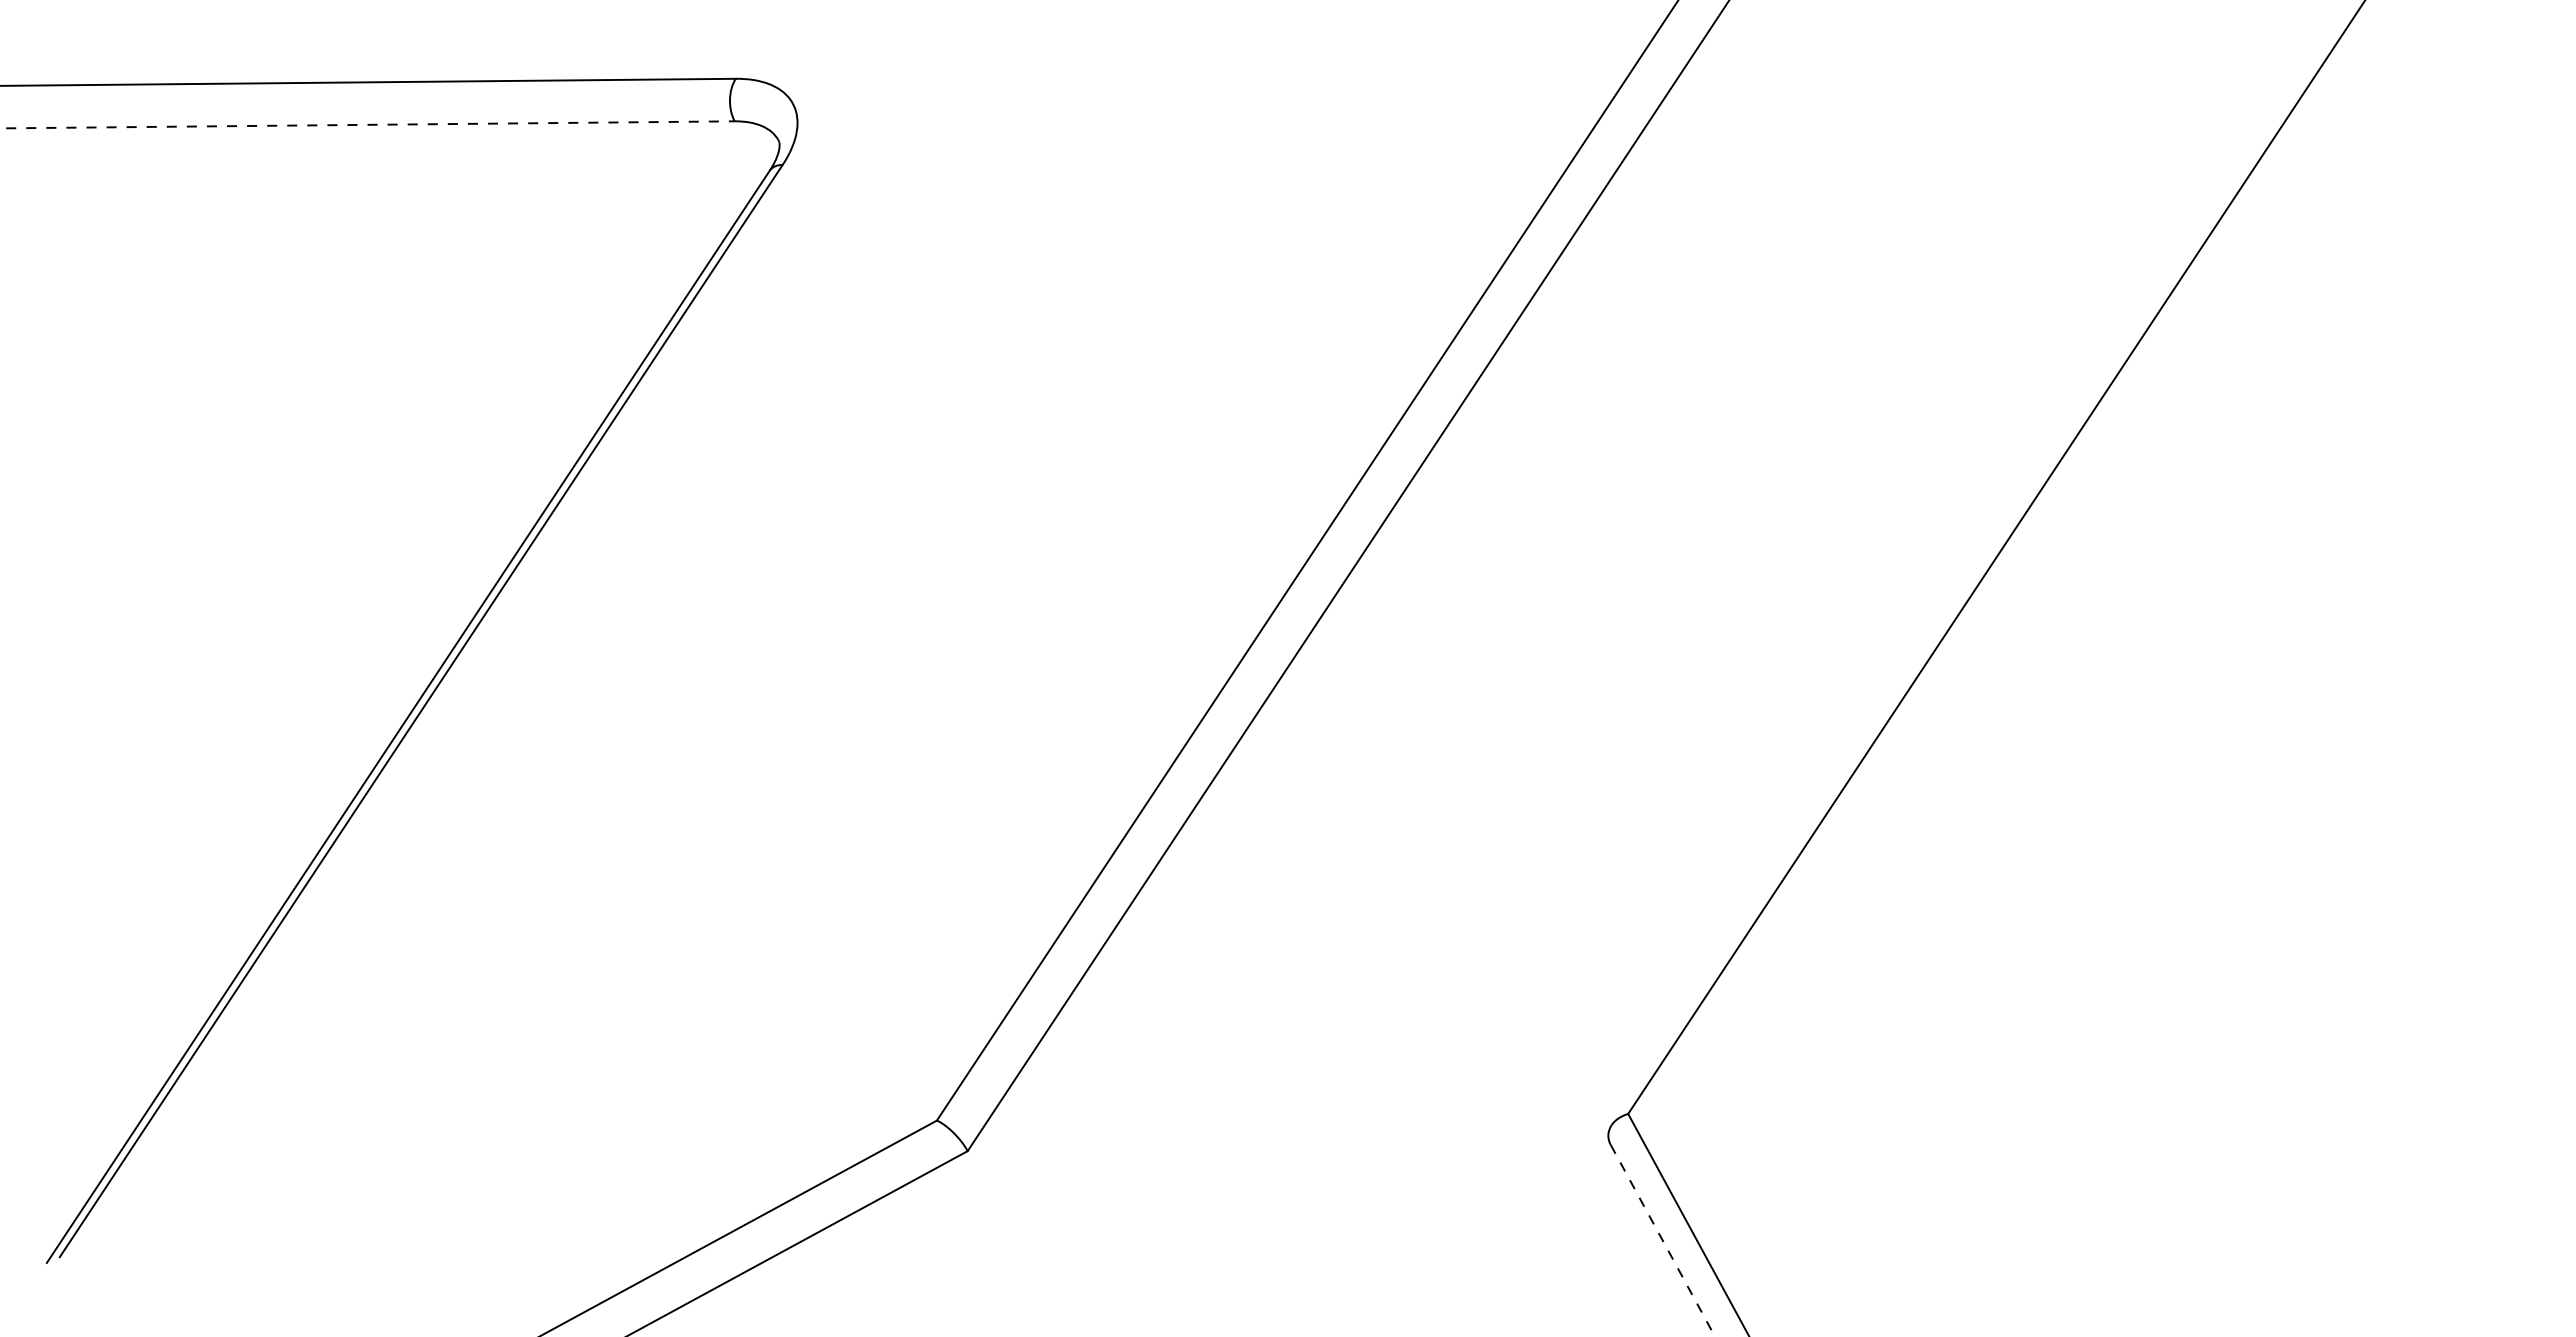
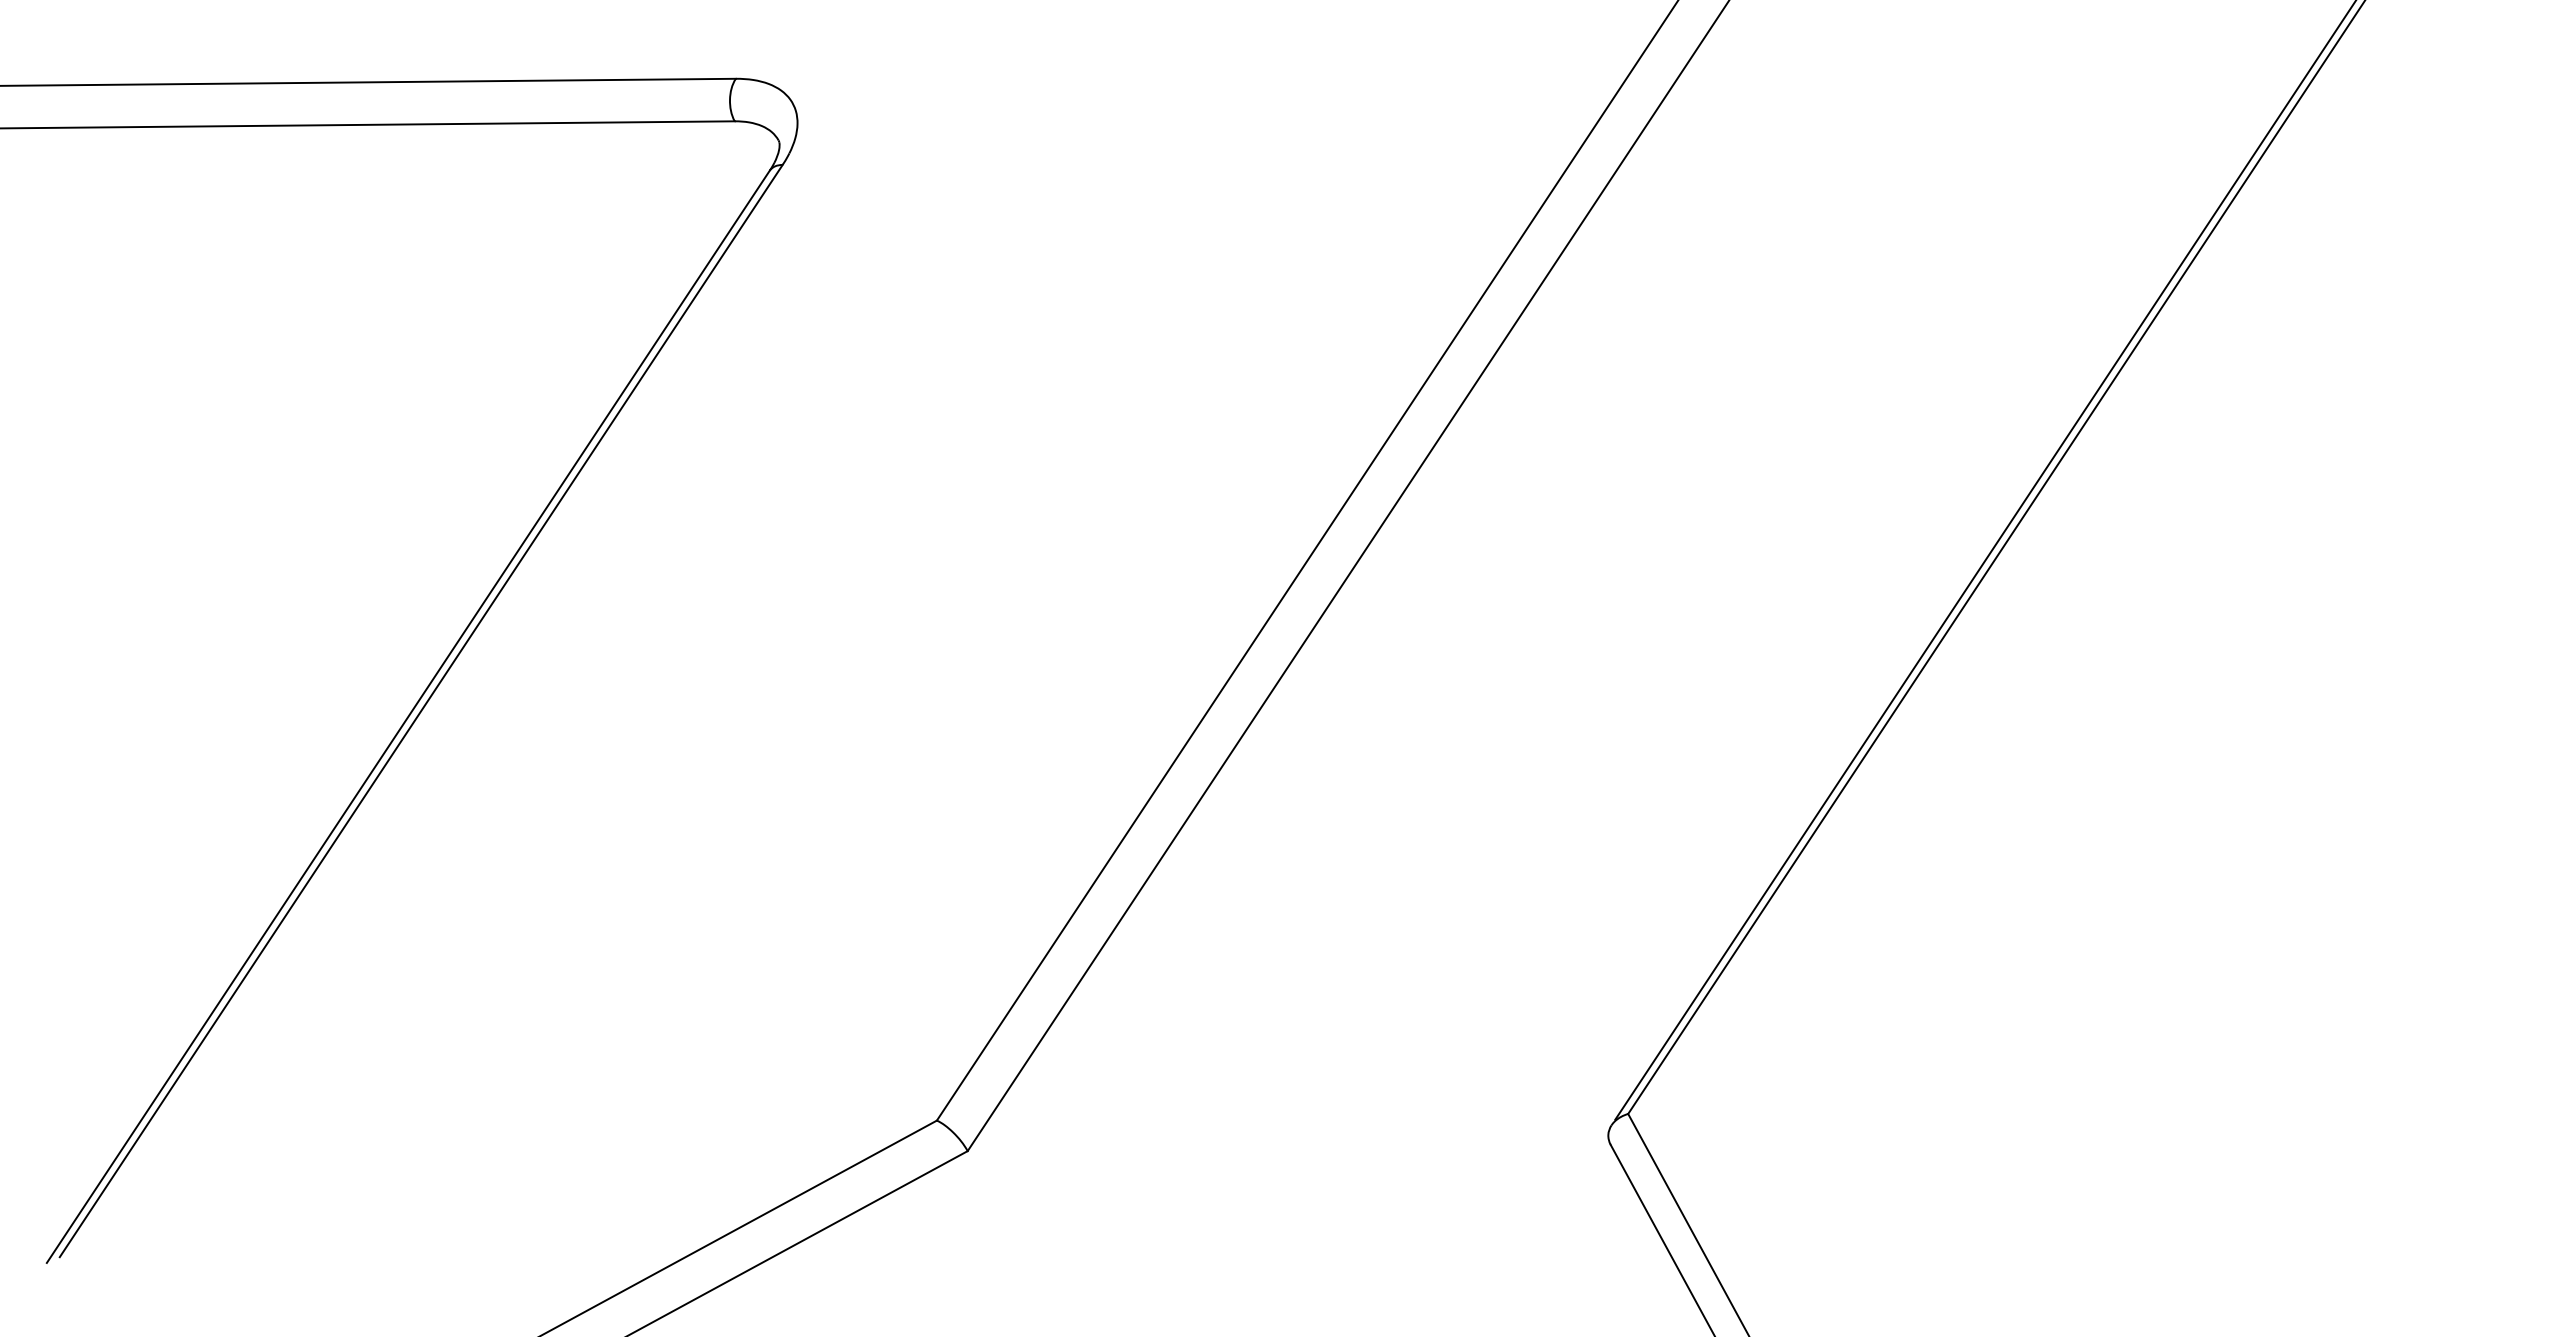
line: dashed -> solid (367, 124)
line: none -> present (1984, 560)
line: dashed -> solid (1662, 1240)
